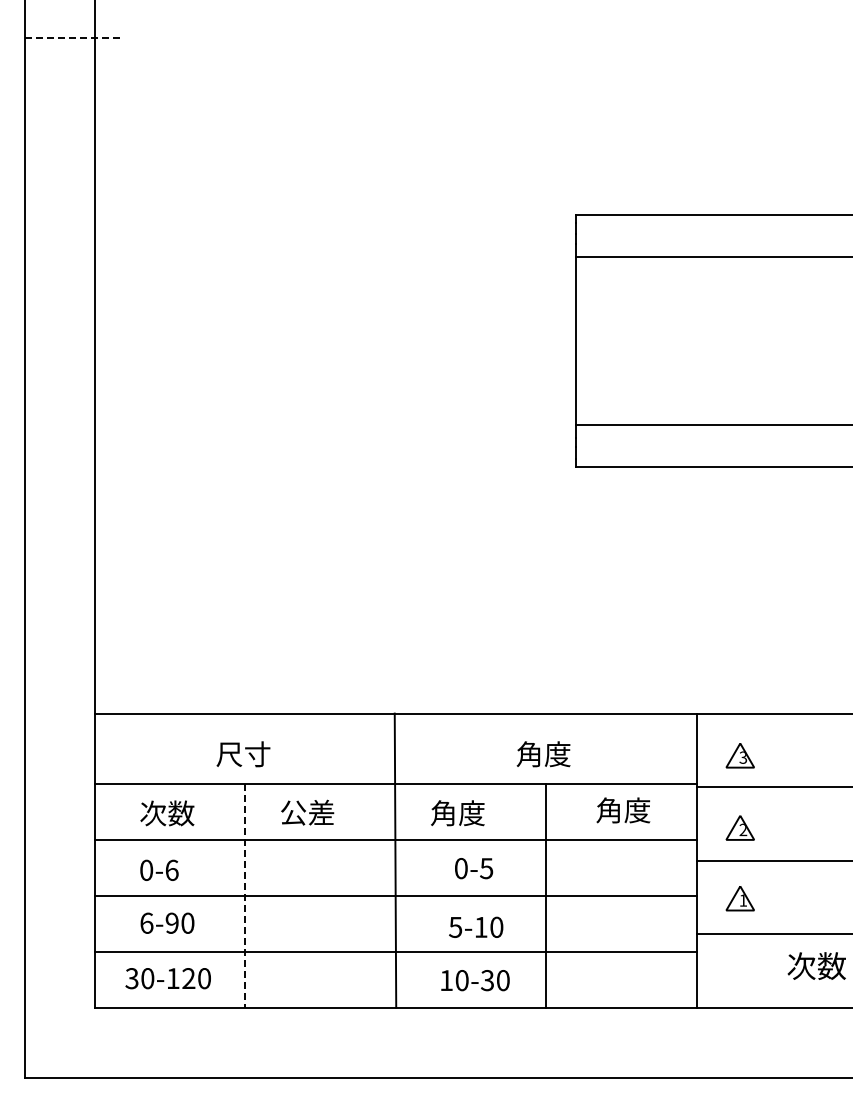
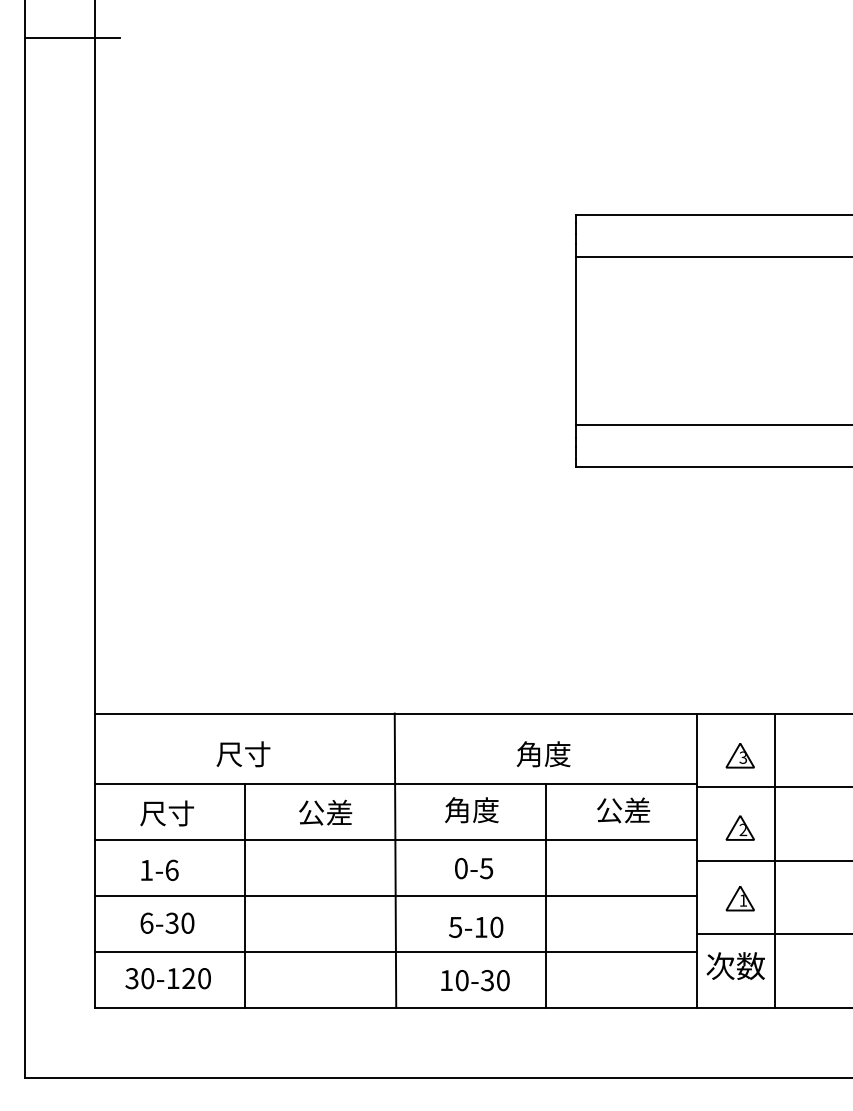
line: dashed -> solid (72, 37)
text: 角度 -> 公差 (623, 810)
text position: (307, 812) -> (325, 812) (325, 812)
text: 次数 -> 尺寸 (167, 813)
text position: (457, 813) -> (471, 810) (471, 810)
line: none -> present (774, 860)
text: 0-6 -> 1-6 (146, 869)
line: dashed -> solid (245, 896)
text: 6-90 -> 6-30 (171, 923)
text position: (816, 965) -> (735, 965) (735, 965)
